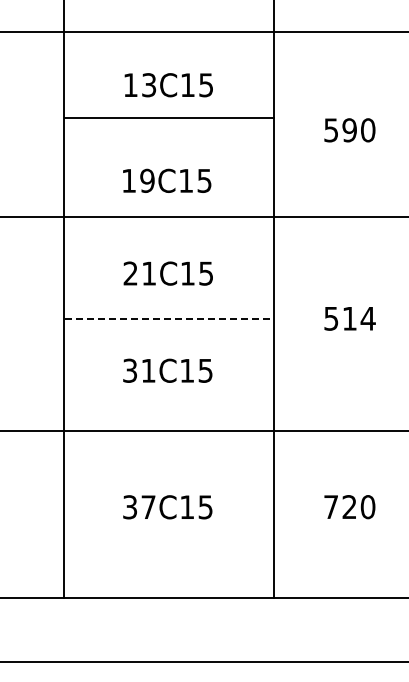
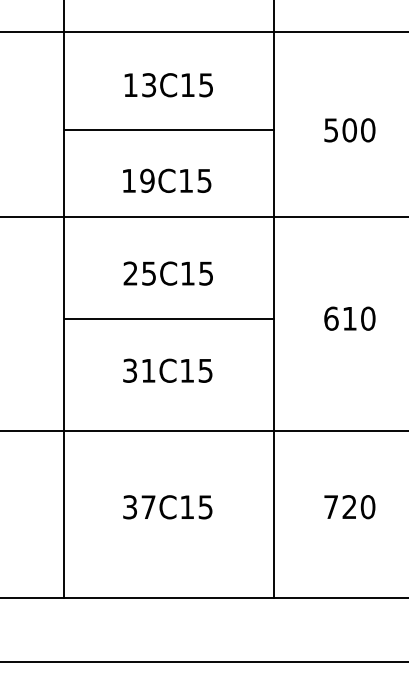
line position: (169, 118) -> (169, 130) (169, 130)
text: 590 -> 500 (349, 130)
text: 21C15 -> 25C15 (148, 273)
line: dashed -> solid (170, 318)
text: 514 -> 610 (349, 318)
